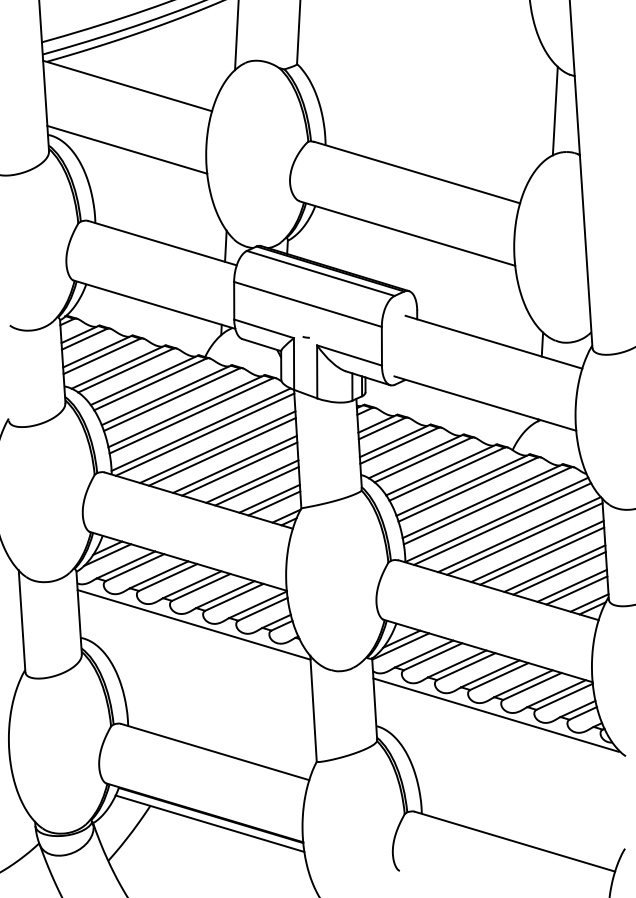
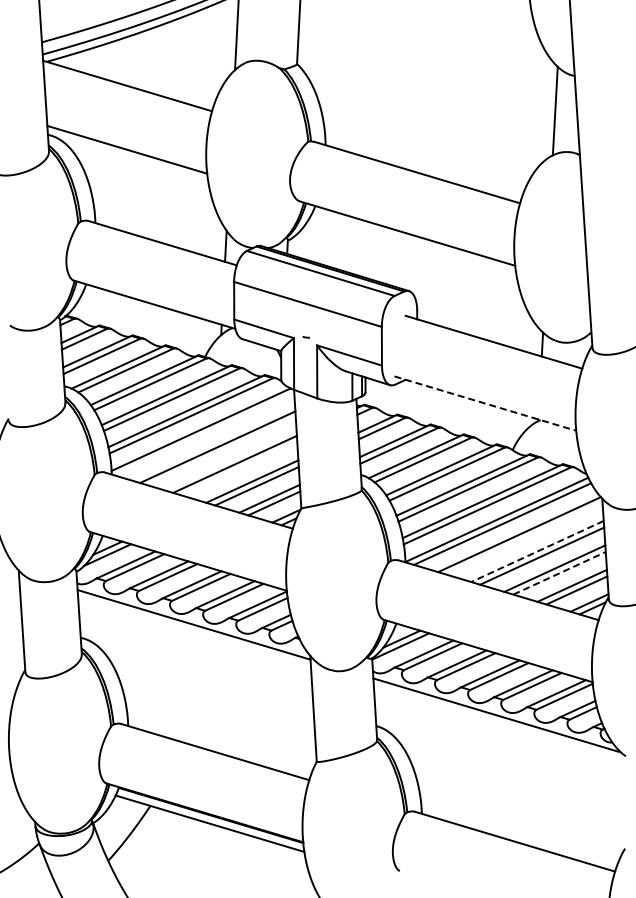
line: solid -> dashed (485, 403)
line: present -> none (204, 434)
line: present -> none (222, 451)
line: present -> none (239, 468)
line: present -> none (524, 538)
line: solid -> dashed (537, 551)
line: solid -> dashed (559, 573)
